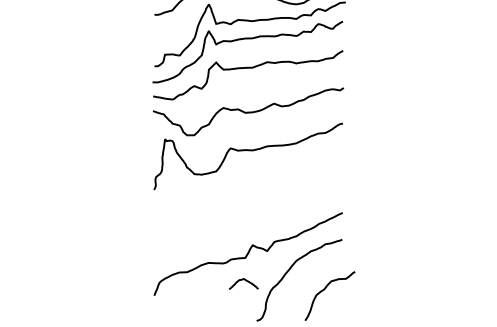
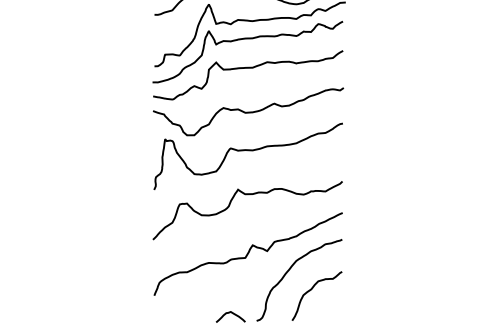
curve: none -> present (247, 195)
curve position: (243, 280) -> (230, 313) (230, 313)
curve position: (324, 290) -> (311, 290) (311, 290)
